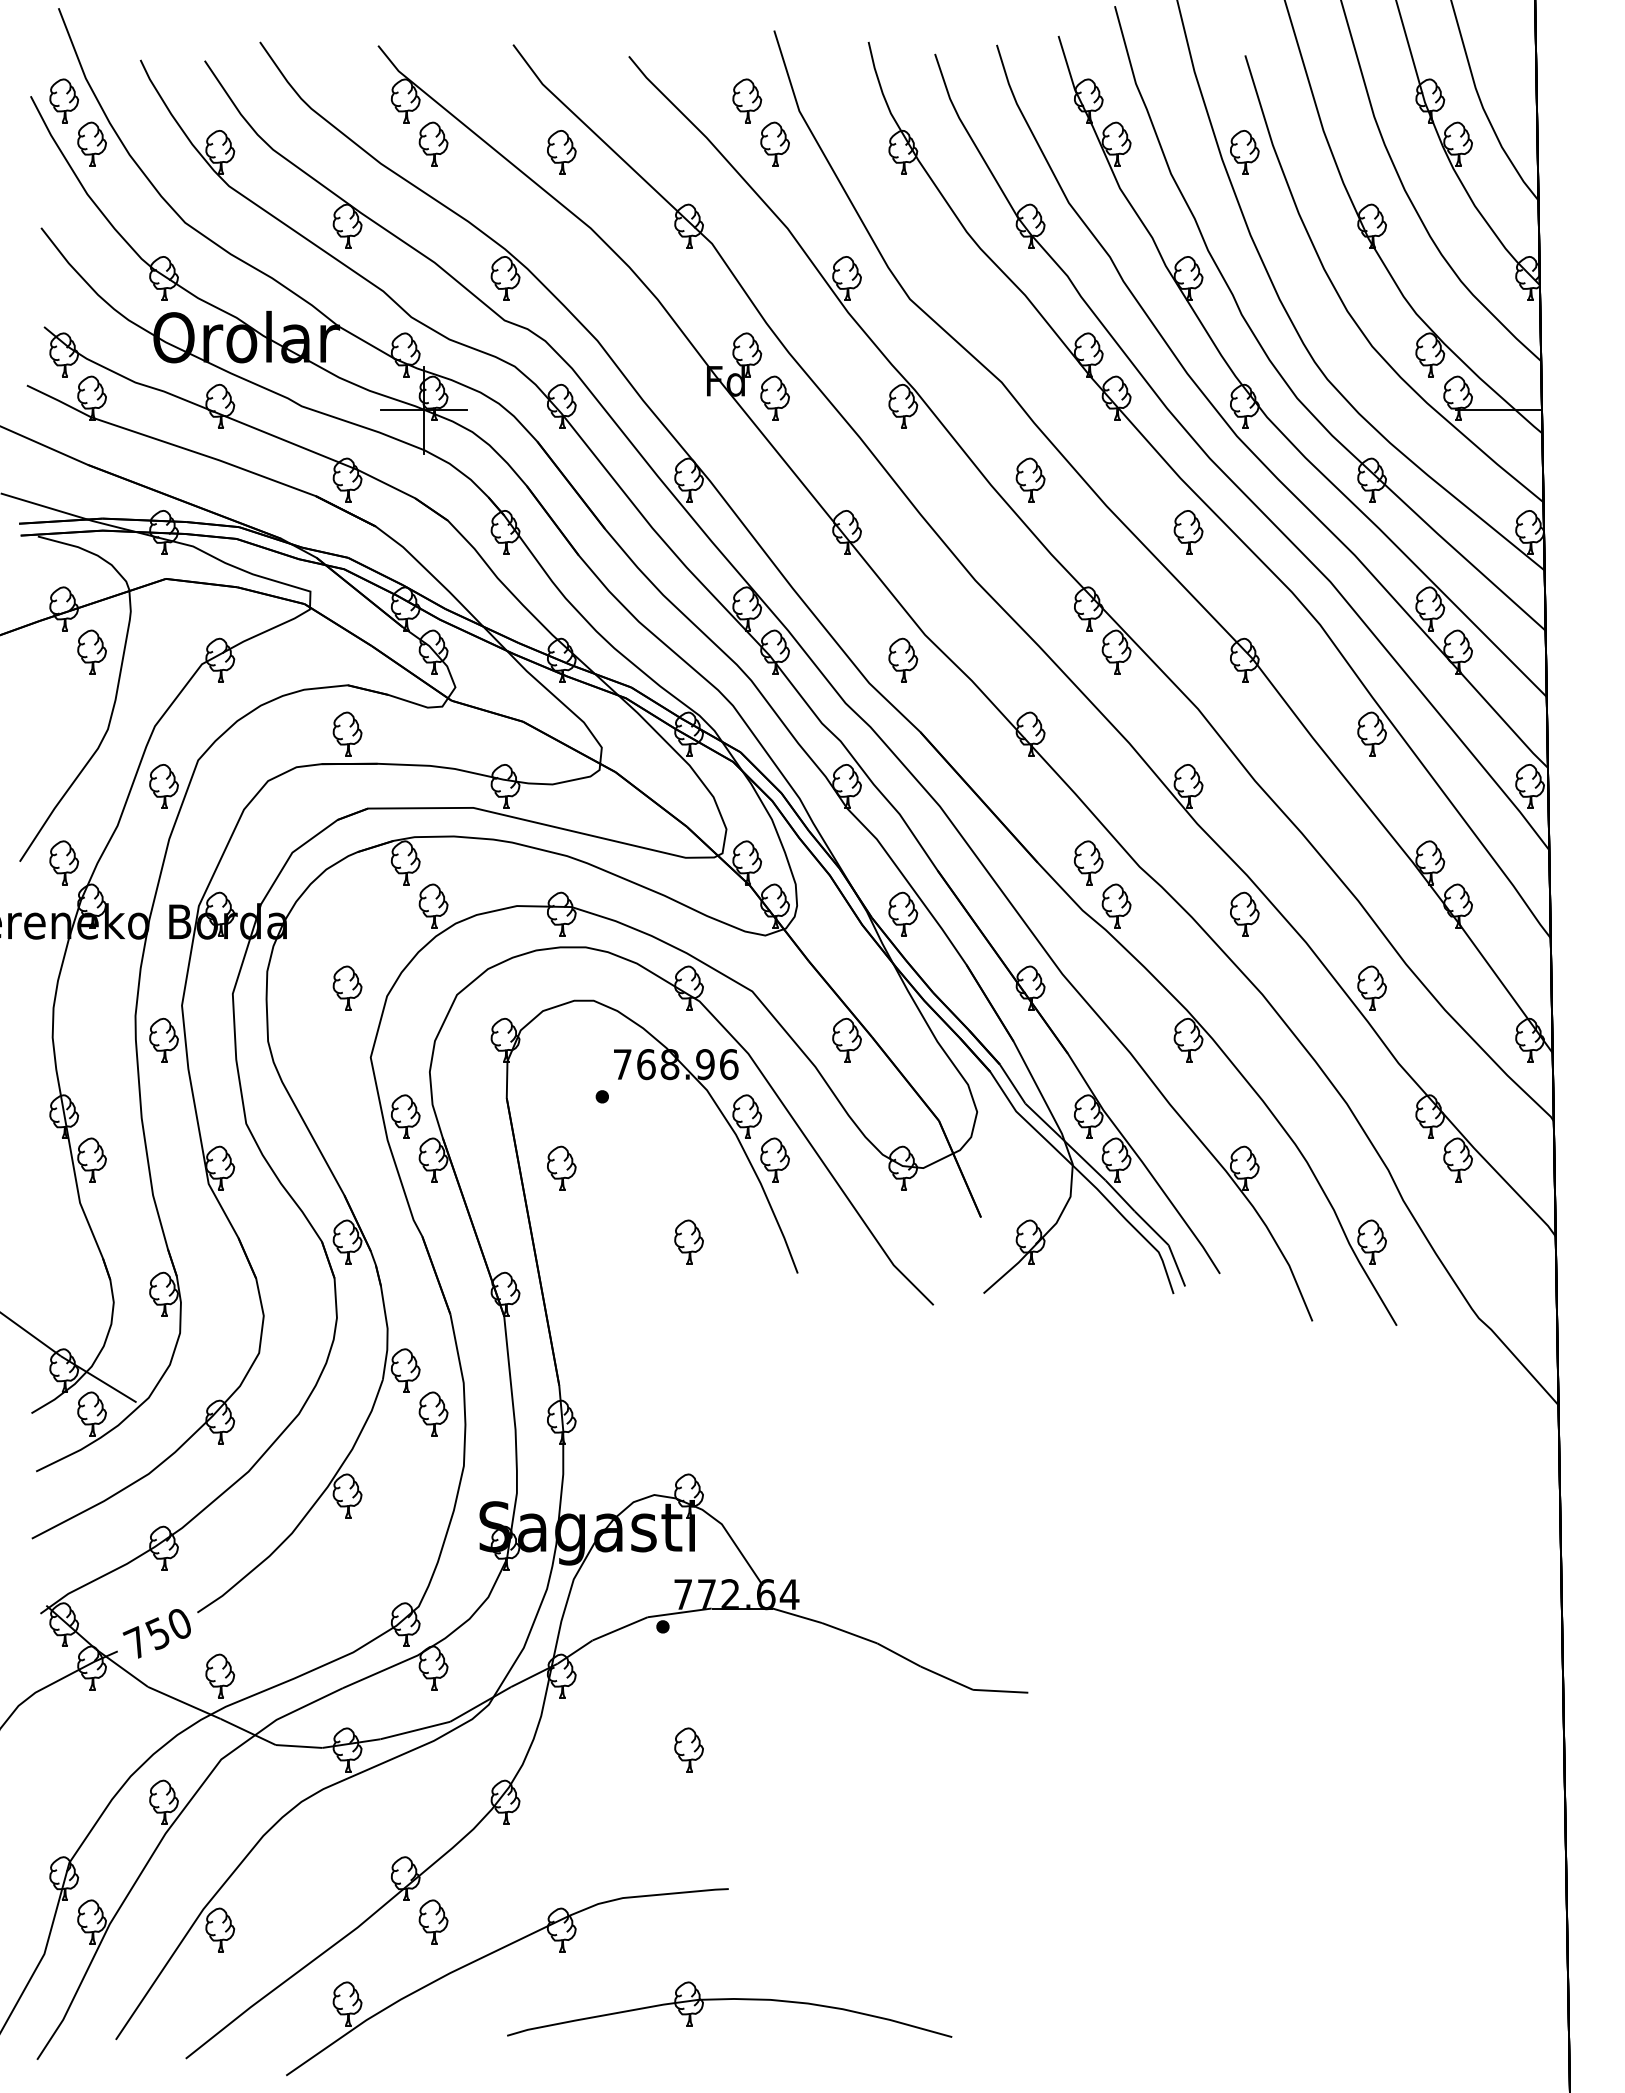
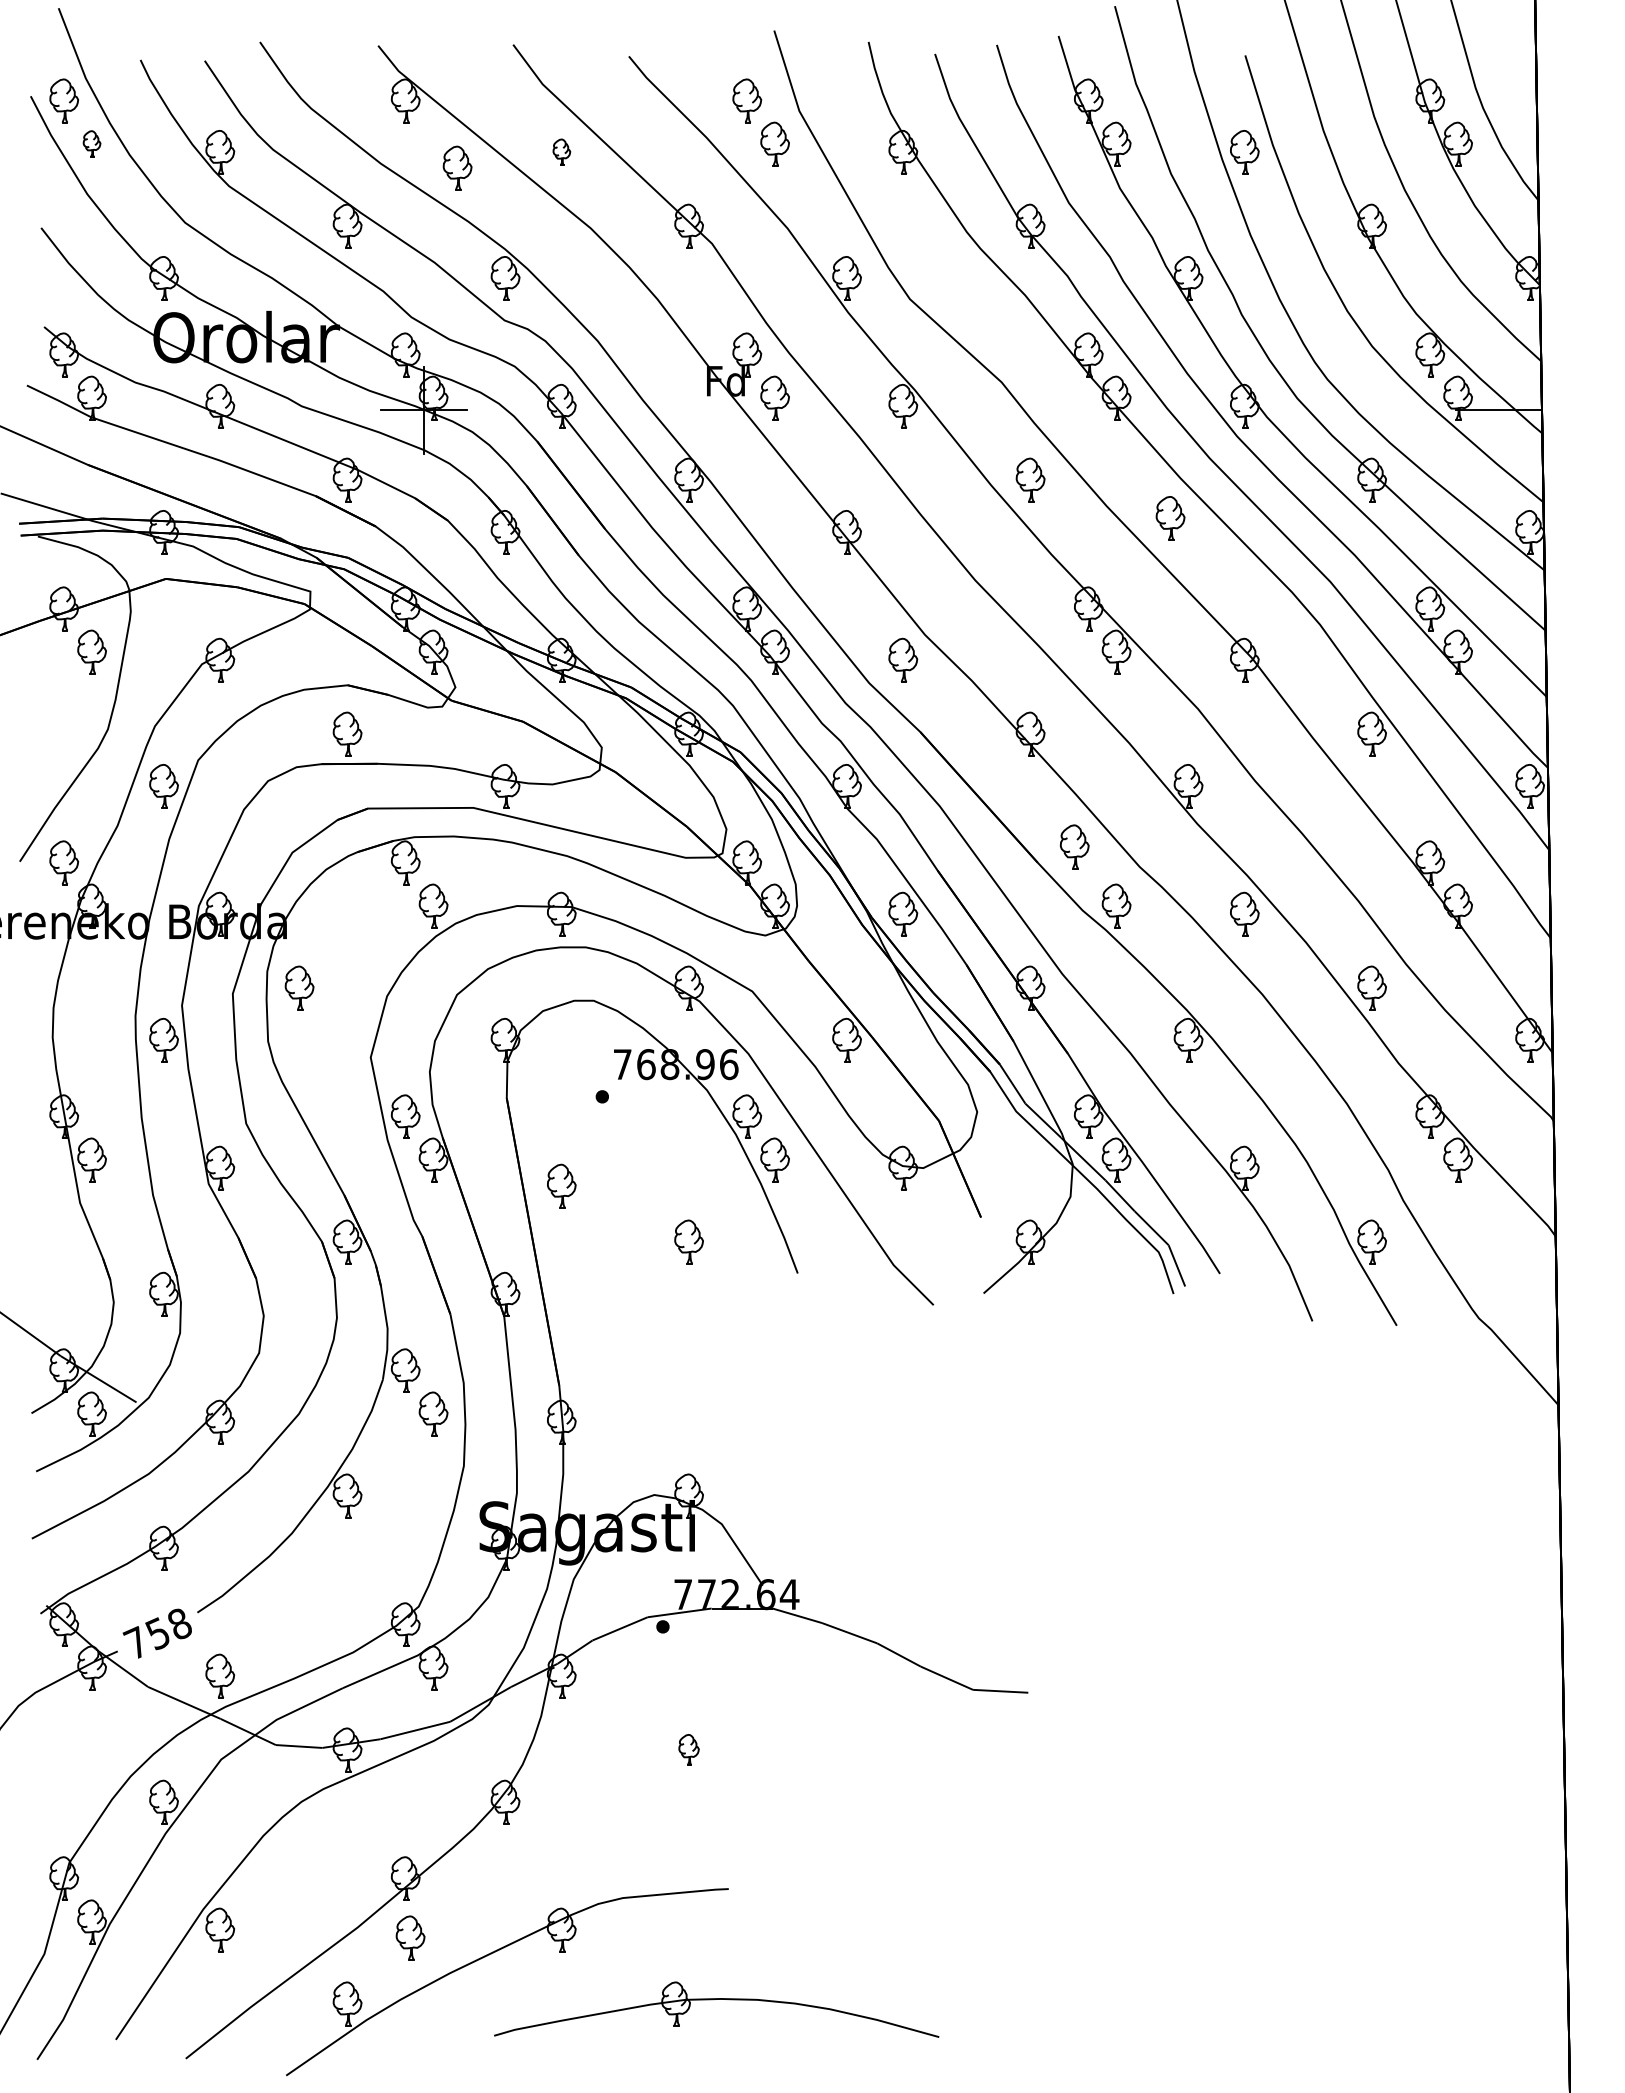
part size: 30x46 px -> 20x28 px (91, 143)
part position: (433, 143) -> (457, 167) (457, 167)
part size: 30x45 px -> 20x28 px (561, 151)
part position: (1188, 532) -> (1170, 518) (1170, 518)
part position: (1088, 862) -> (1074, 846) (1074, 846)
part position: (347, 987) -> (299, 987) (299, 987)
part position: (561, 1167) -> (561, 1185) (561, 1185)
text: 750 -> 758 (179, 1623)
part size: 30x46 px -> 22x32 px (688, 1749)
part position: (433, 1921) -> (410, 1937) (410, 1937)
part position: (725, 2000) -> (712, 2000) (712, 2000)
